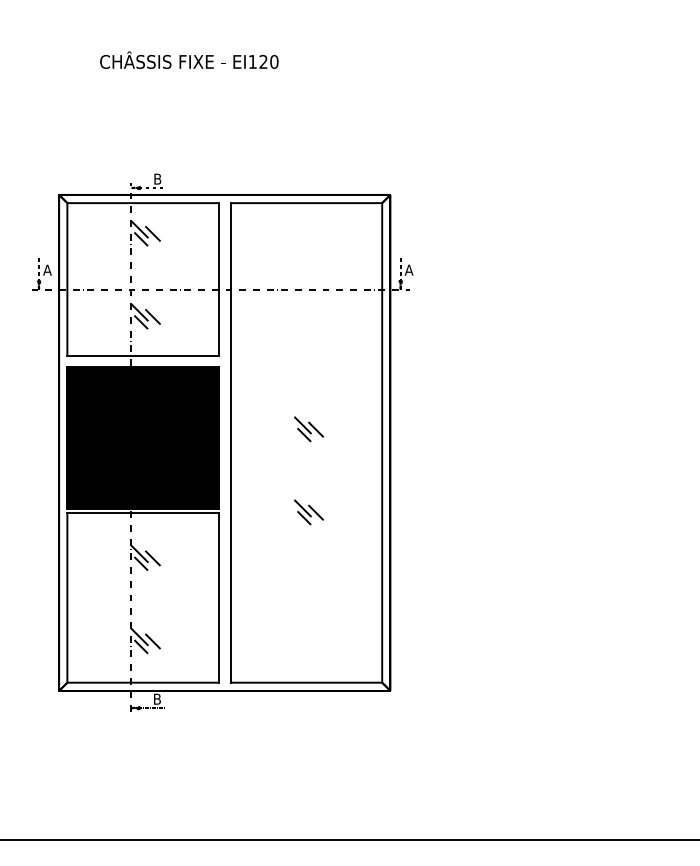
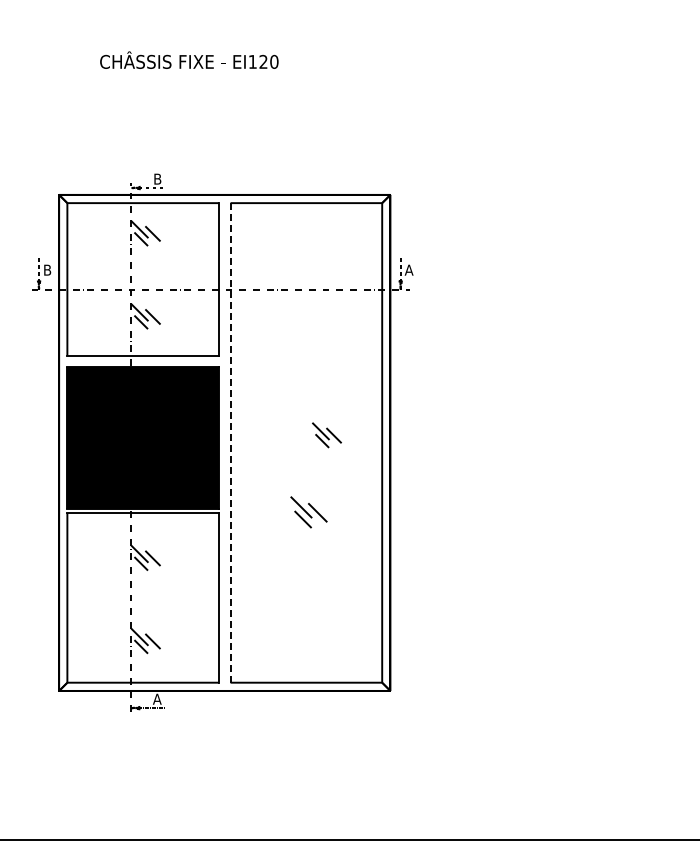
text: A -> B (47, 269)
part position: (308, 429) -> (326, 435) (326, 435)
line: solid -> dashed (230, 442)
part size: 30x27 px -> 38x33 px (308, 512)
text: B -> A (157, 698)
